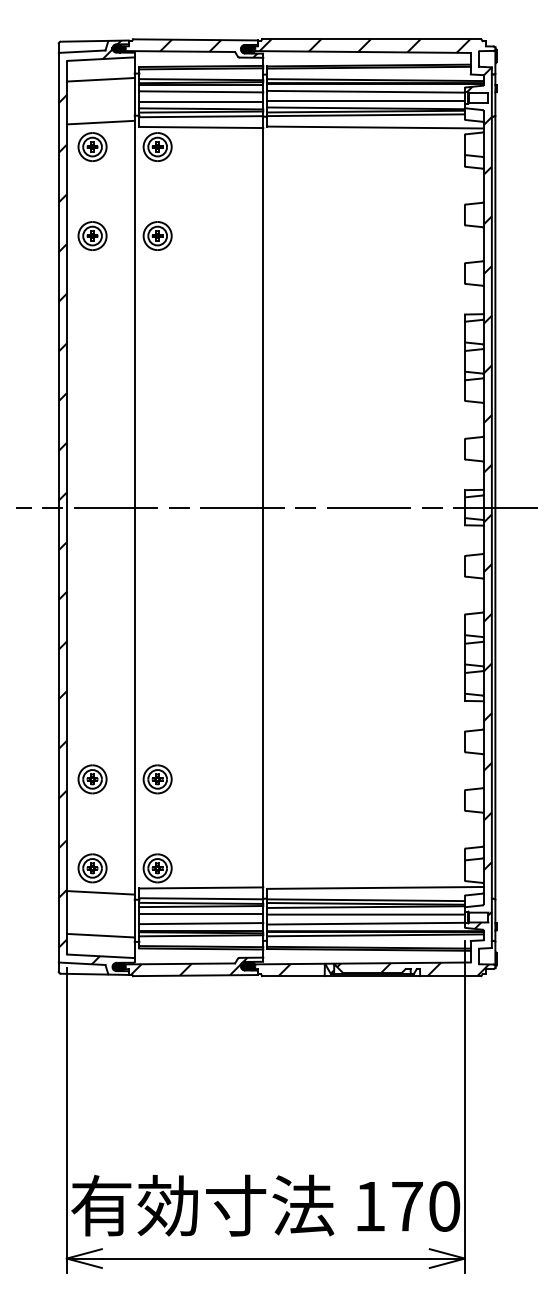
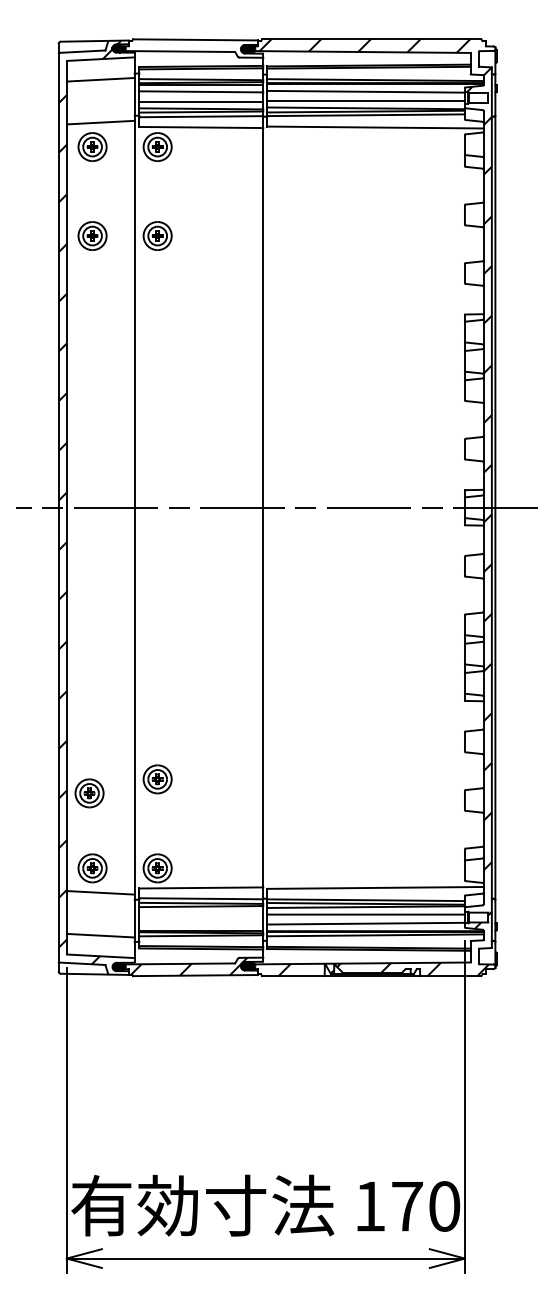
hatch: present -> none (208, 48)
part position: (92, 779) -> (89, 793) (89, 793)
line: present -> none (201, 913)
line: present -> none (201, 923)
